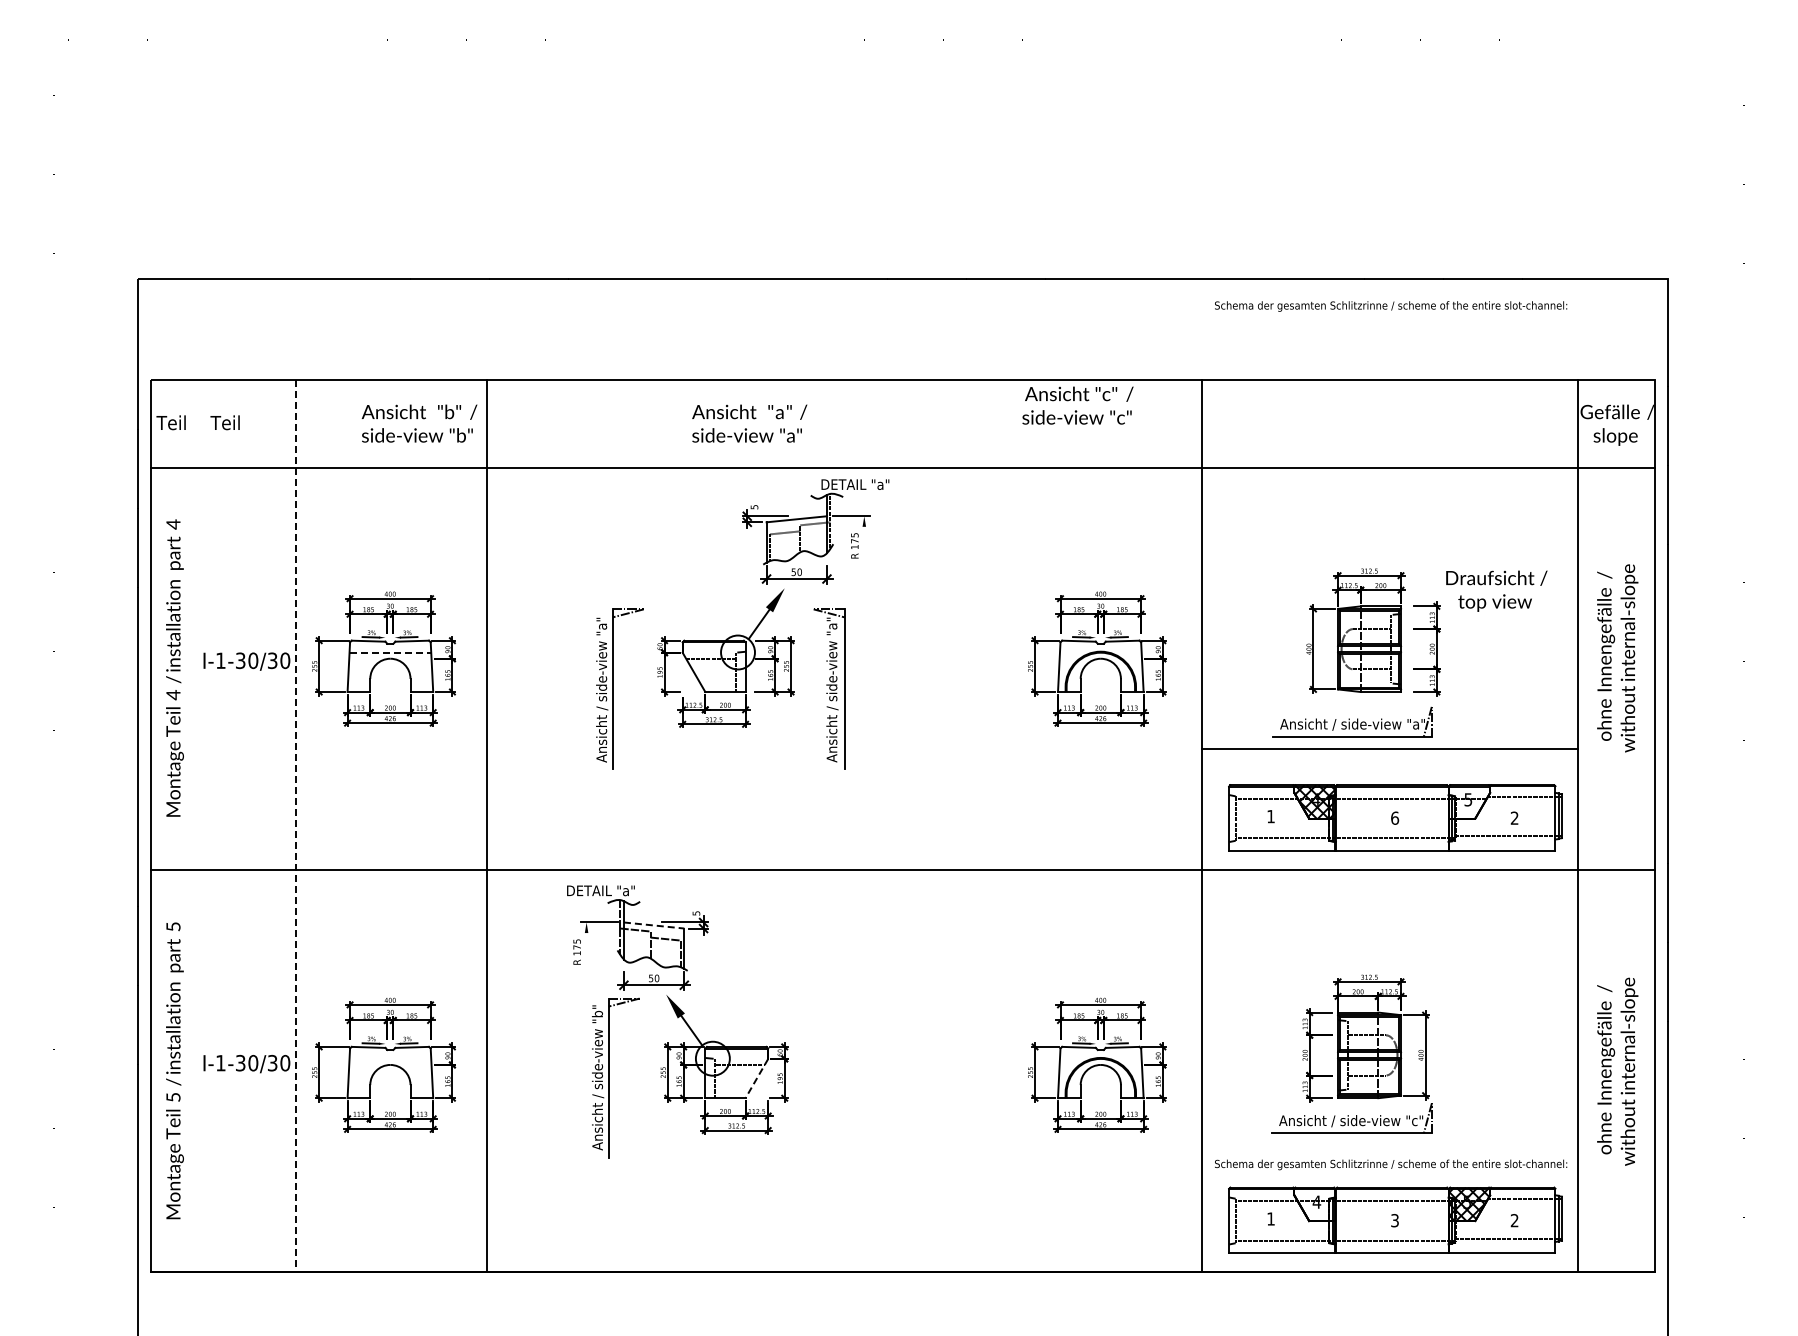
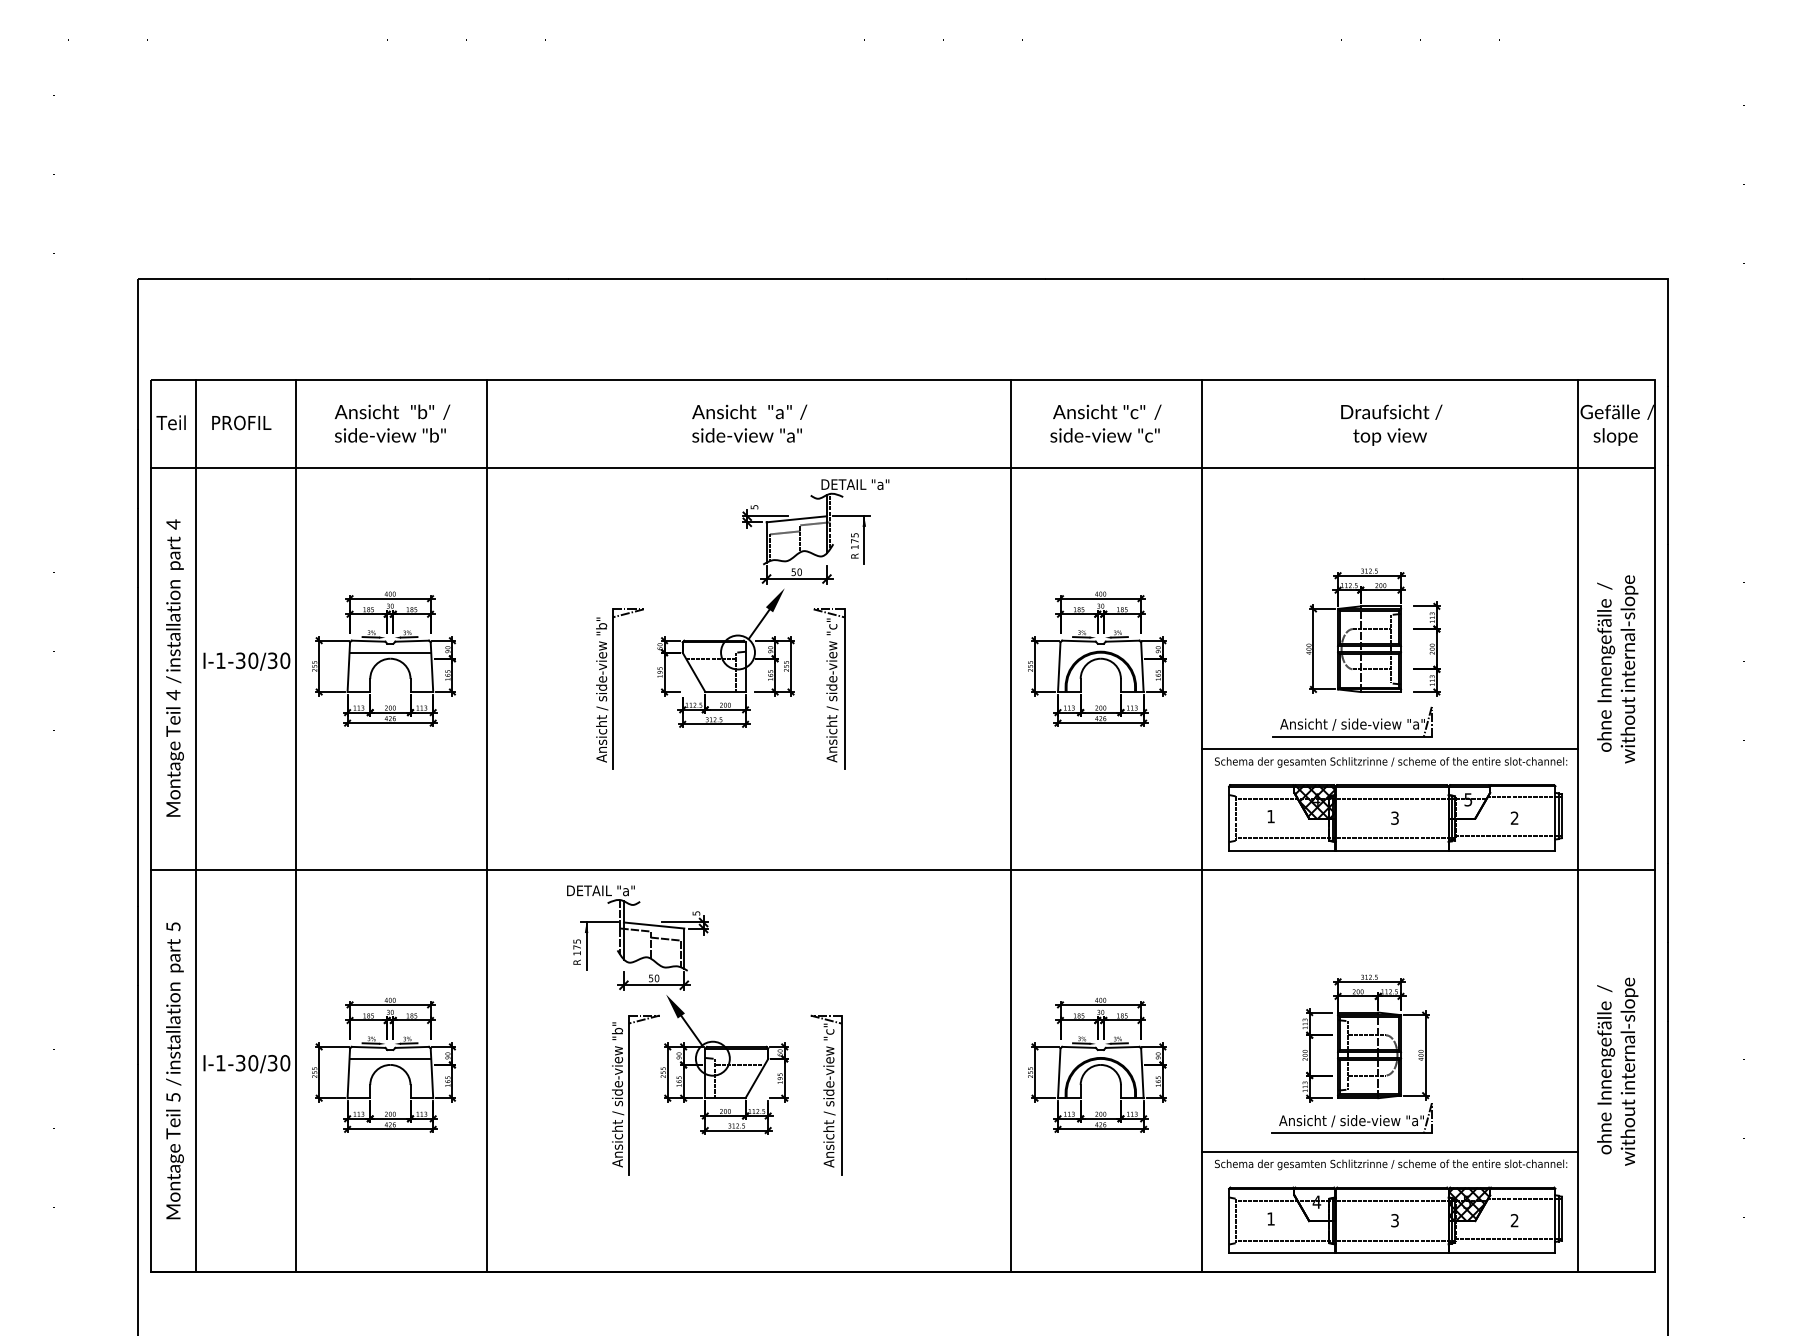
text position: (1391, 306) -> (1391, 762) (1391, 762)
text position: (1077, 405) -> (1105, 423) (1105, 423)
text: Teil -> PROFIL (240, 422)
text position: (419, 423) -> (392, 423) (392, 423)
line: none -> present (864, 539)
text position: (1496, 590) -> (1391, 424) (1391, 424)
text: Ansicht / side-view "a" -> Ansicht / side-view "b" (601, 623)
text: Ansicht / side-view "a" -> Ansicht / side-view "c" (831, 623)
line: dashed -> solid (390, 652)
text position: (1617, 658) -> (1617, 669) (1617, 669)
text: 6 -> 3 (1395, 817)
line: none -> present (195, 825)
line: none -> present (1010, 825)
line: dashed -> solid (296, 826)
line: dashed -> solid (654, 925)
line: none -> present (586, 946)
line: none -> present (390, 1058)
part position: (615, 1077) -> (635, 1094) (635, 1094)
line: dashed -> solid (756, 1078)
part: none -> present (826, 1094)
text: Ansicht / side-view "c" -> Ansicht / side-view "a" (1417, 1120)
line: none -> present (1389, 1151)
